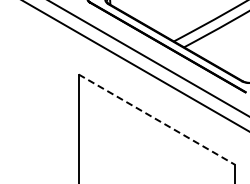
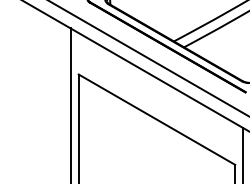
line: none -> present (70, 104)
line: dashed -> solid (157, 119)
line: none -> present (243, 154)
